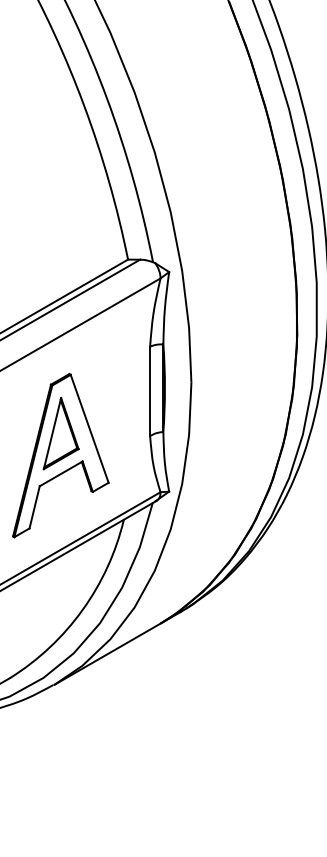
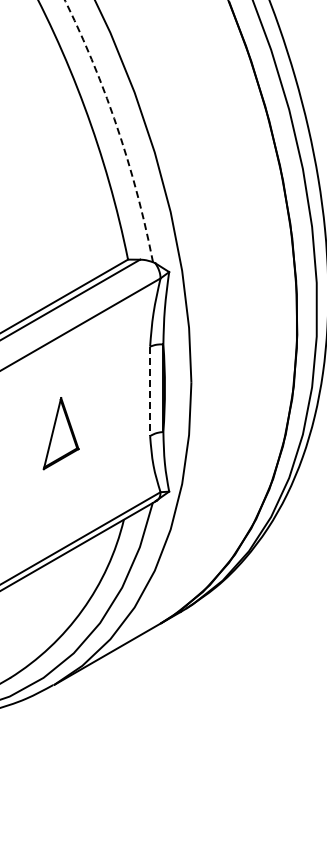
arc: solid -> dashed (117, 127)
line: solid -> dashed (150, 391)
part: present -> none (60, 455)
